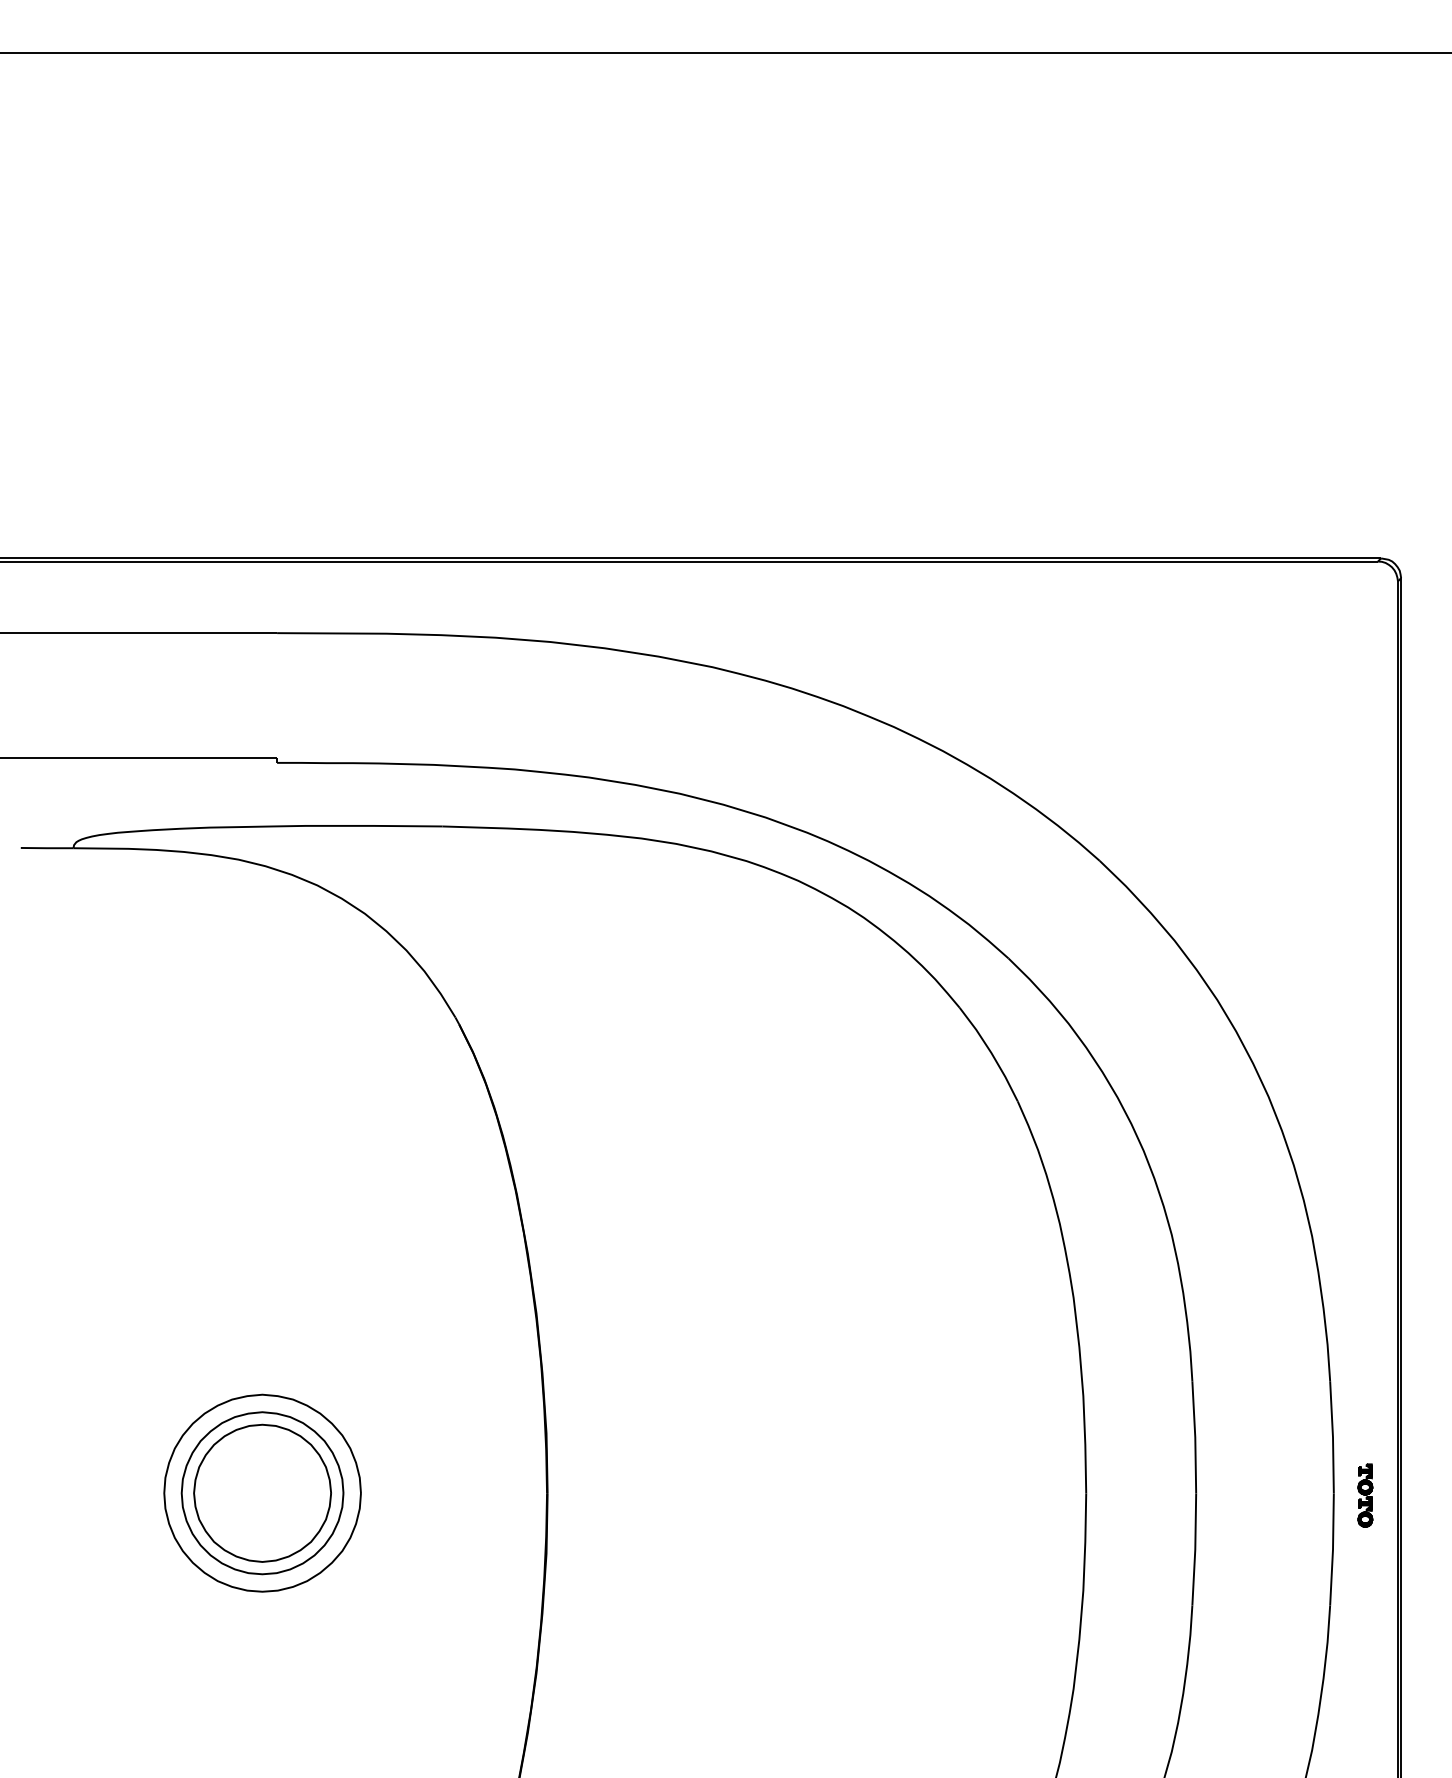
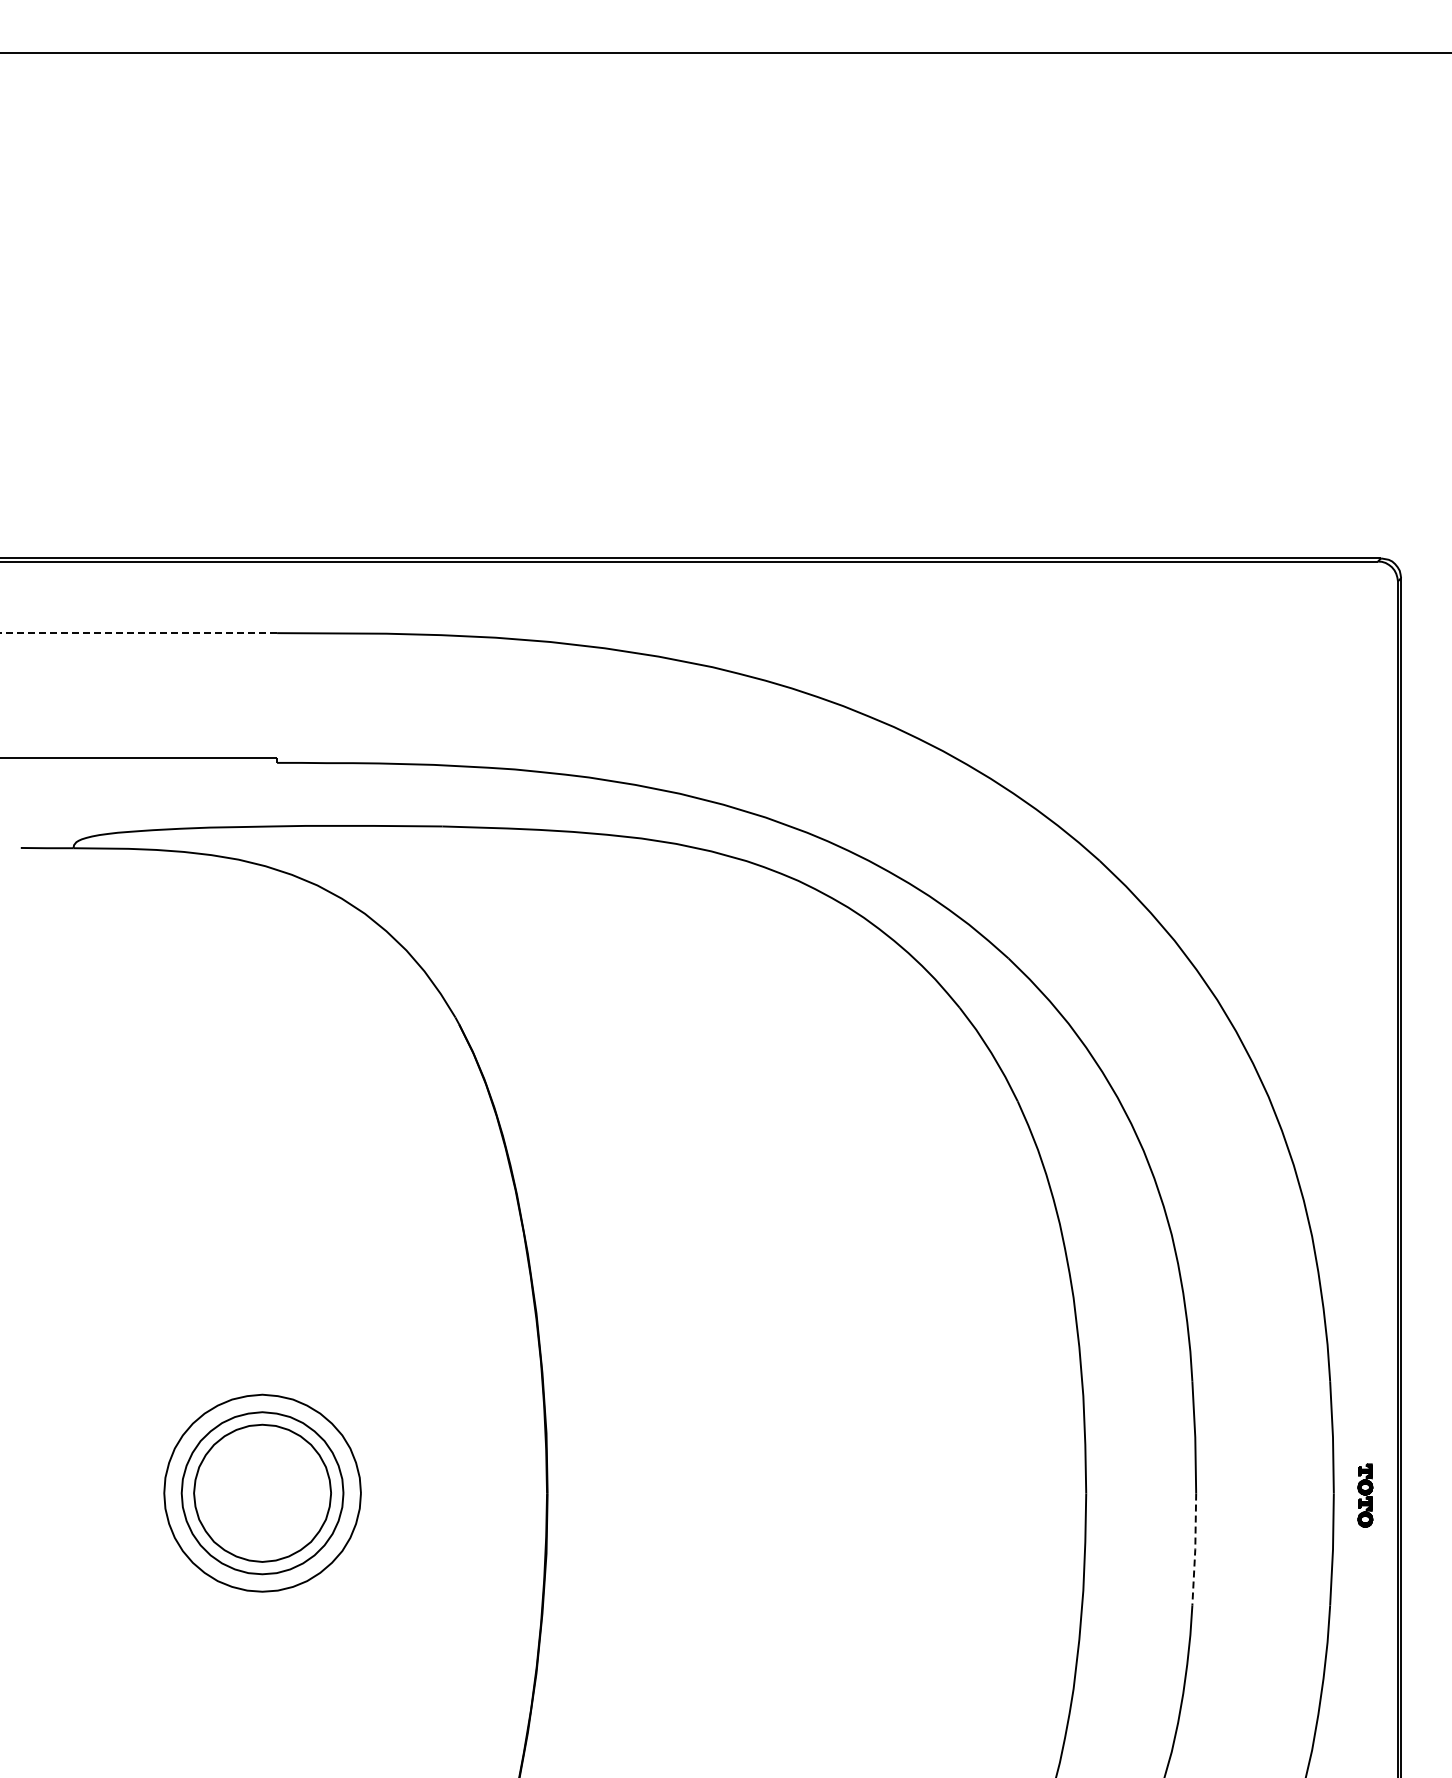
line: solid -> dashed (138, 633)
line: solid -> dashed (1195, 1549)
